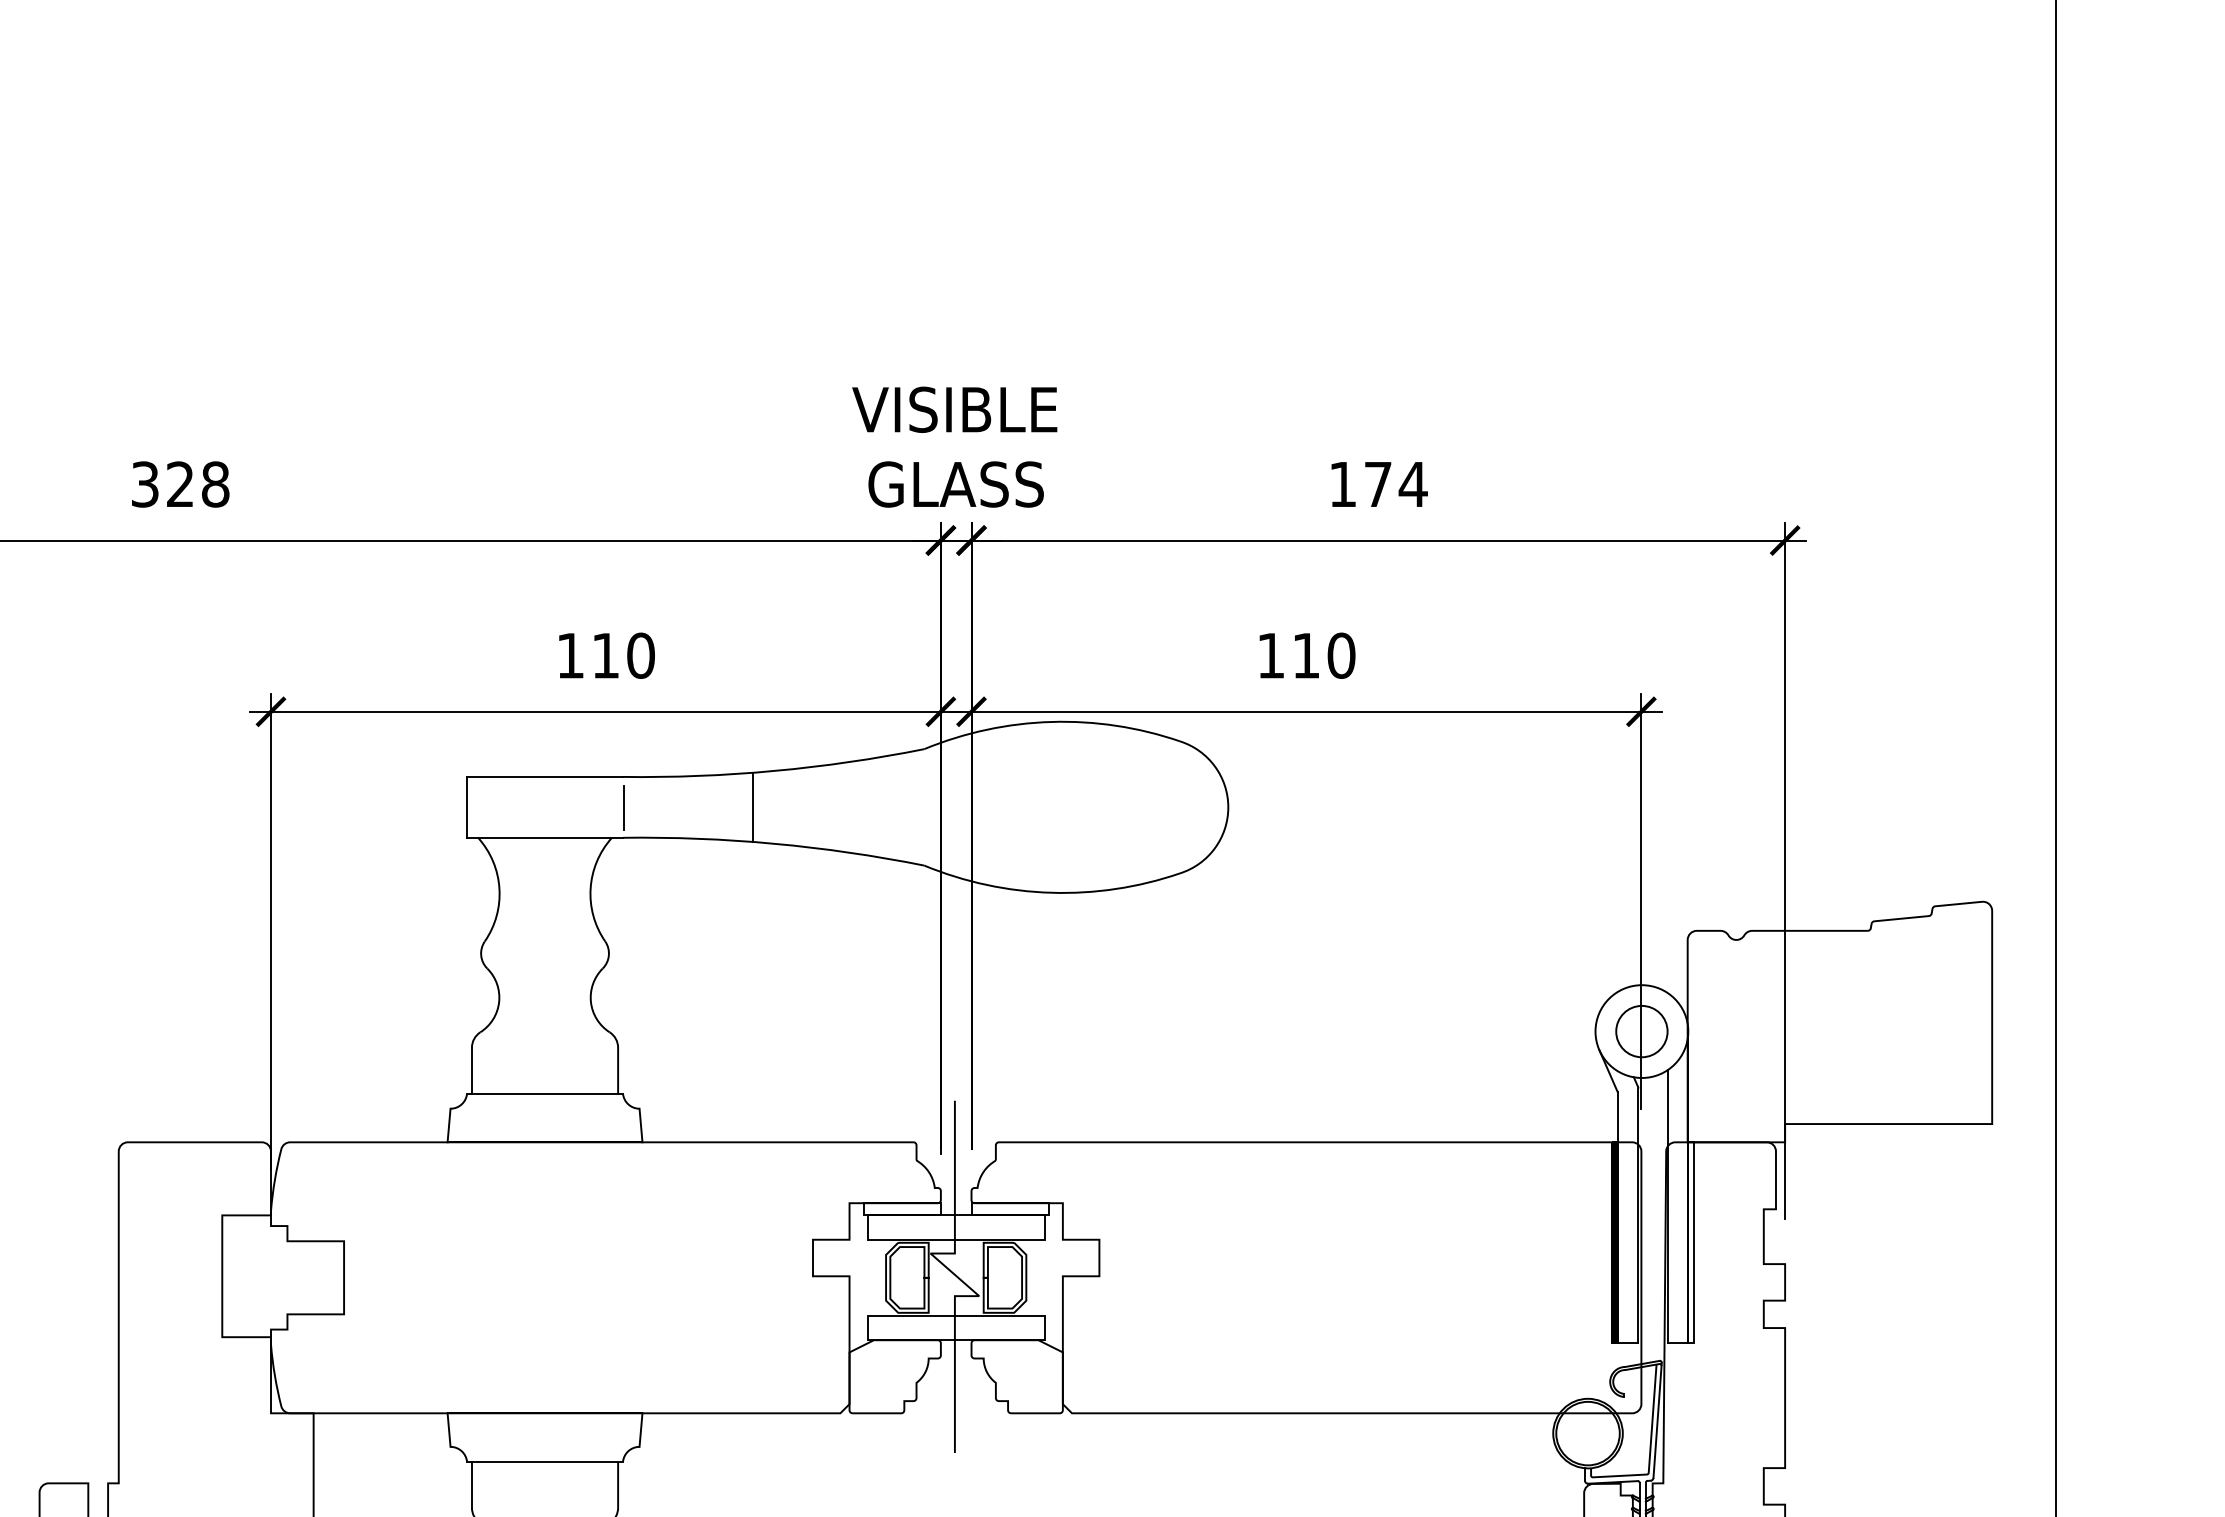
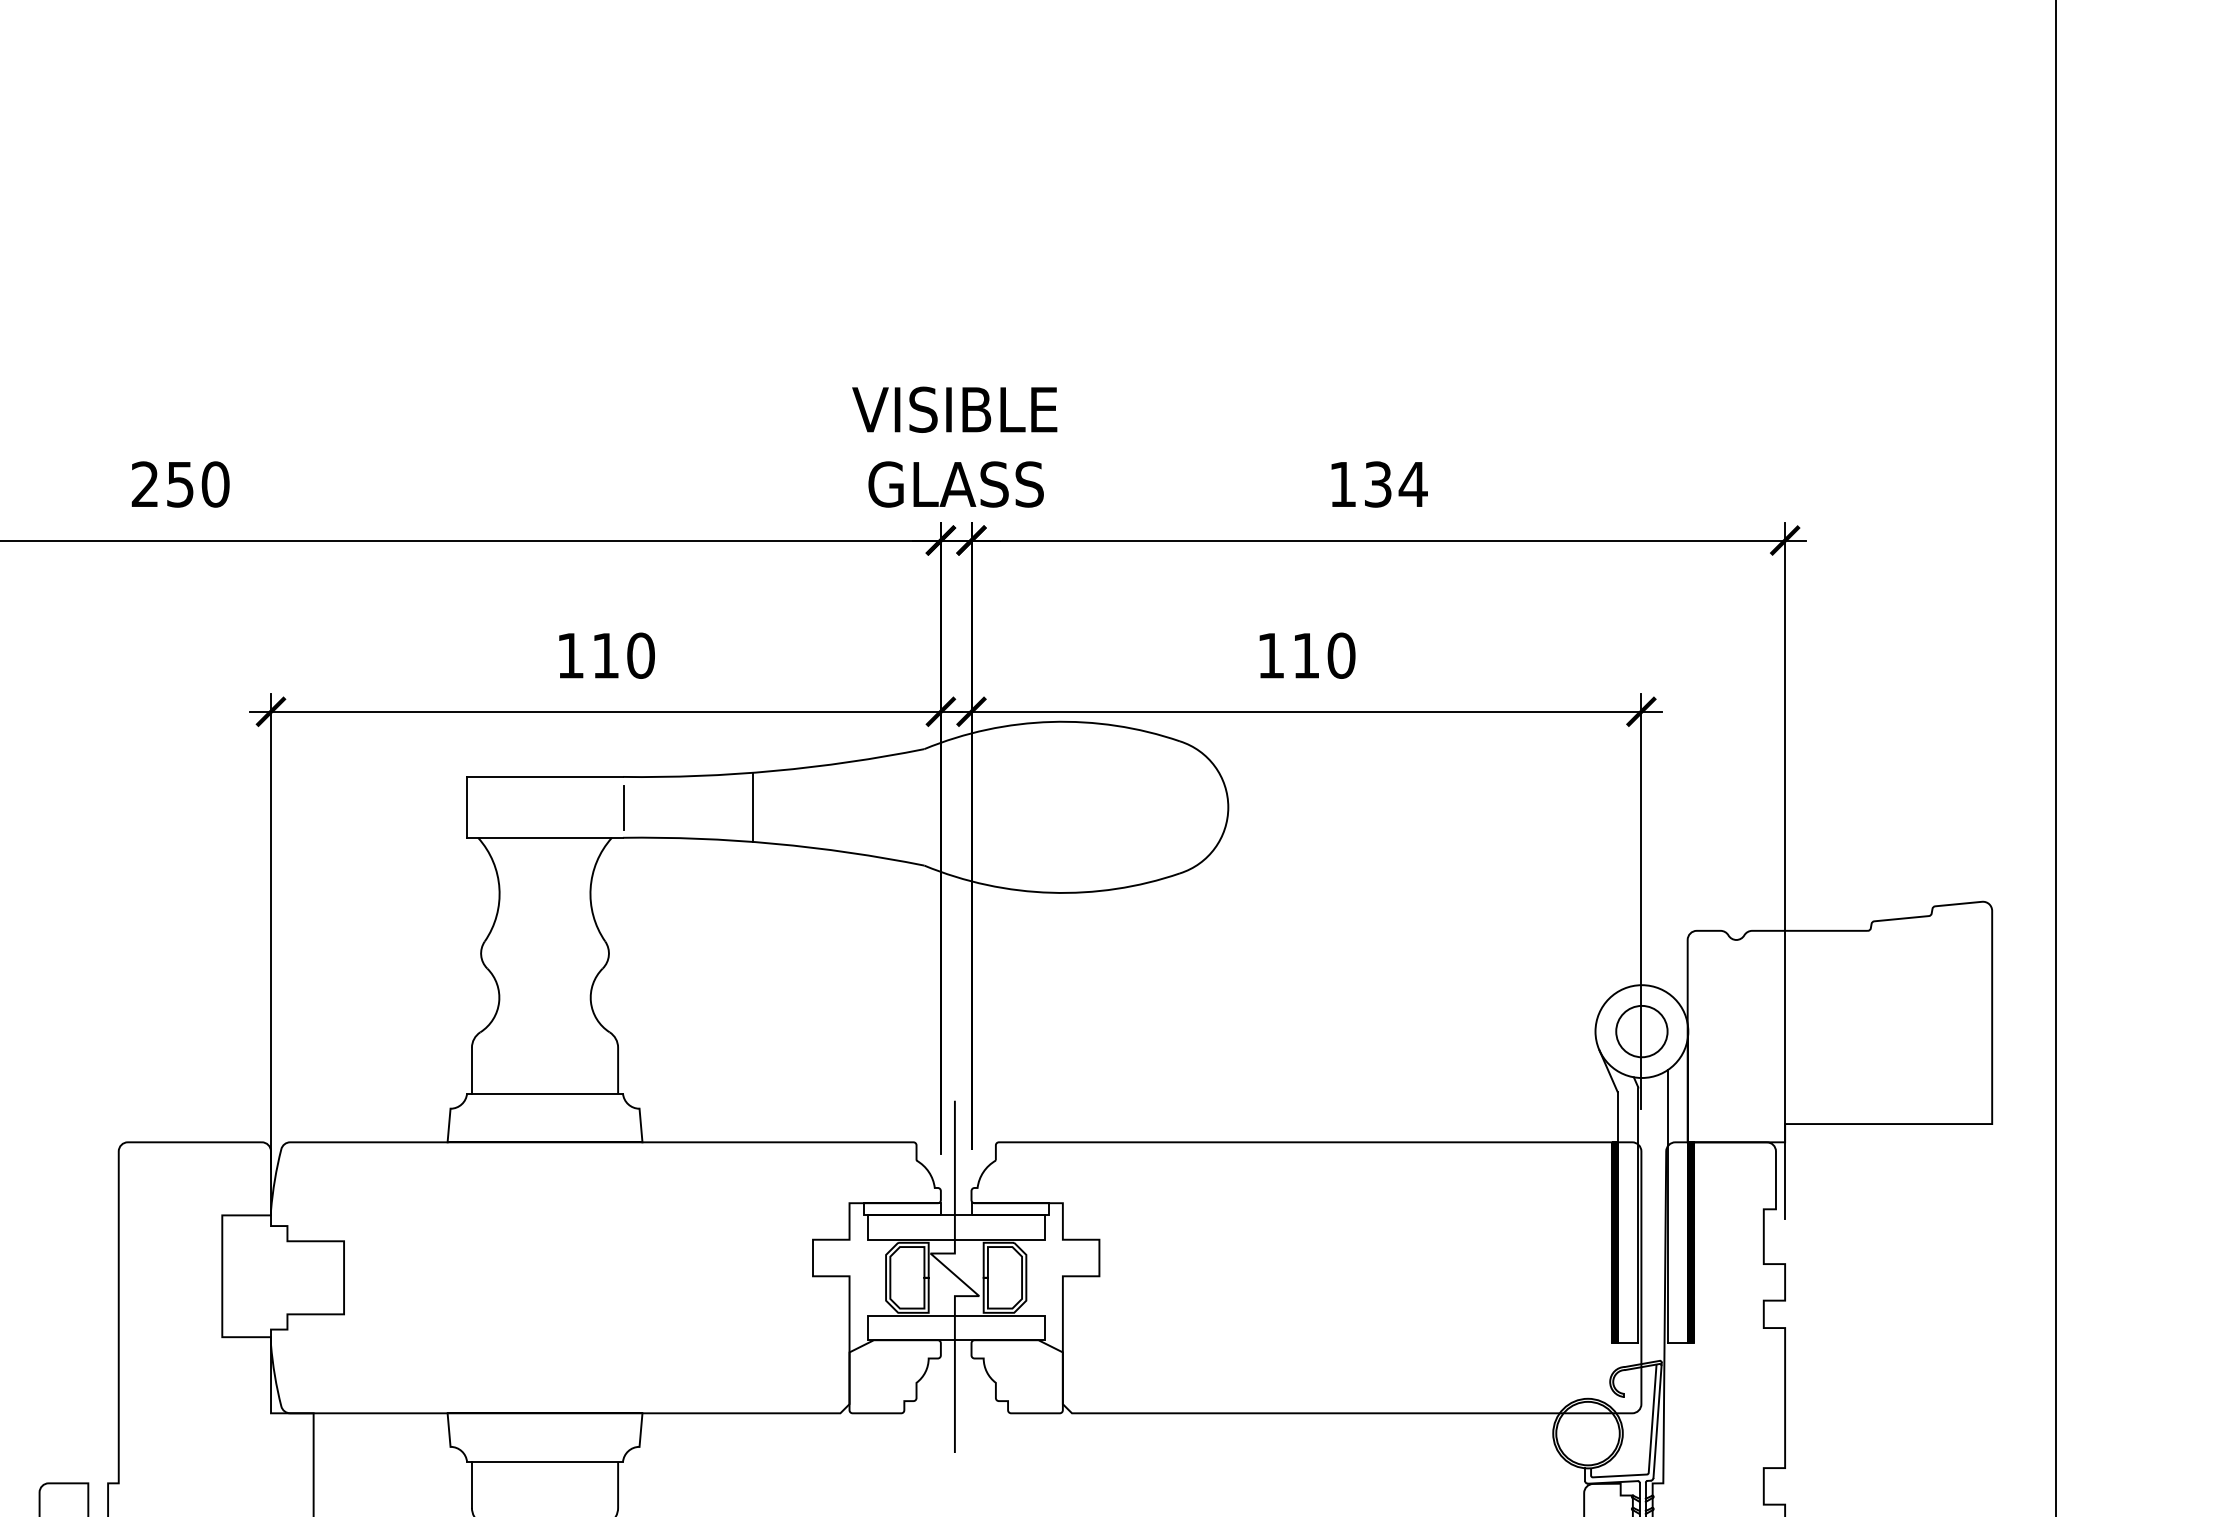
text: 328 -> 250 (180, 484)
text: 174 -> 134 (1378, 484)
hatch: none -> present (1691, 1242)
